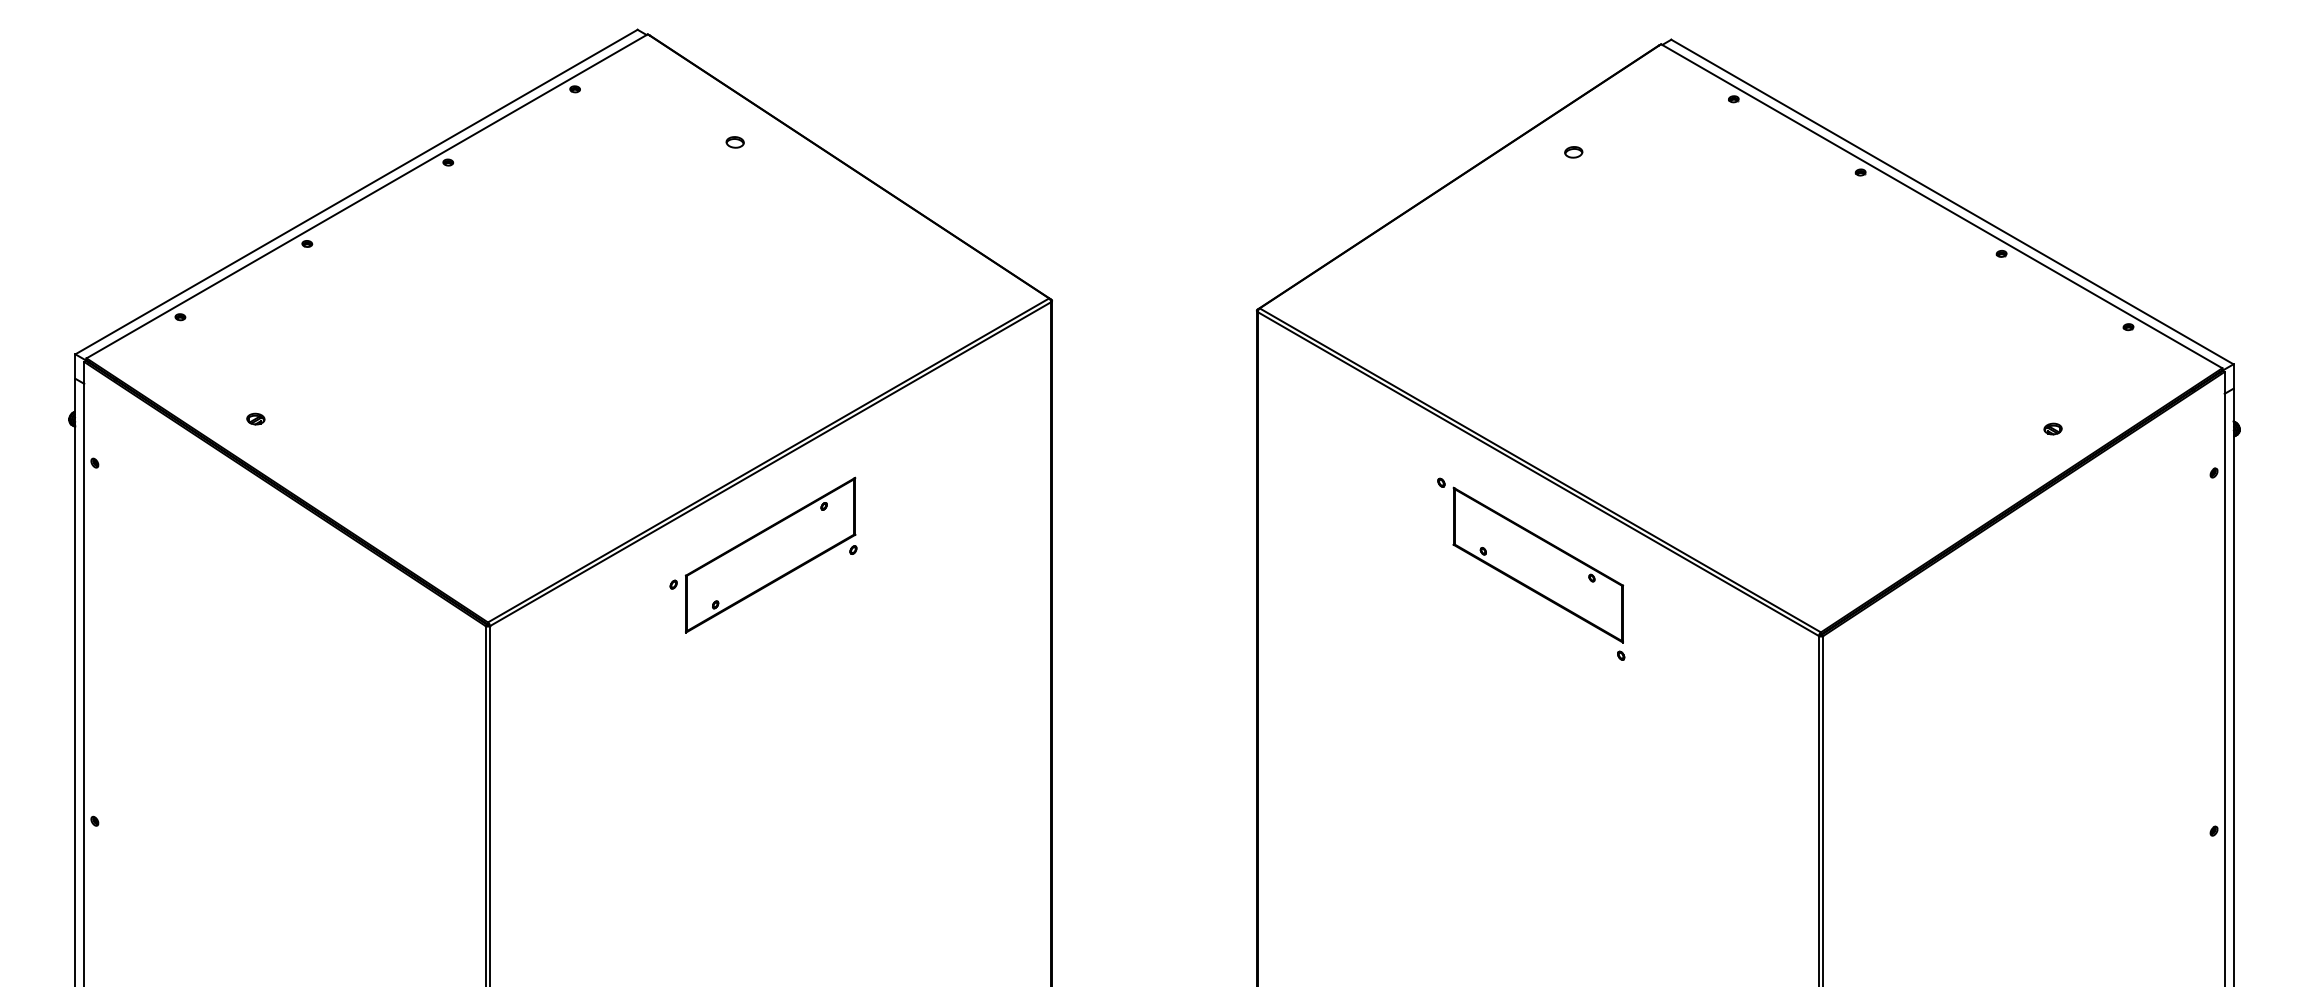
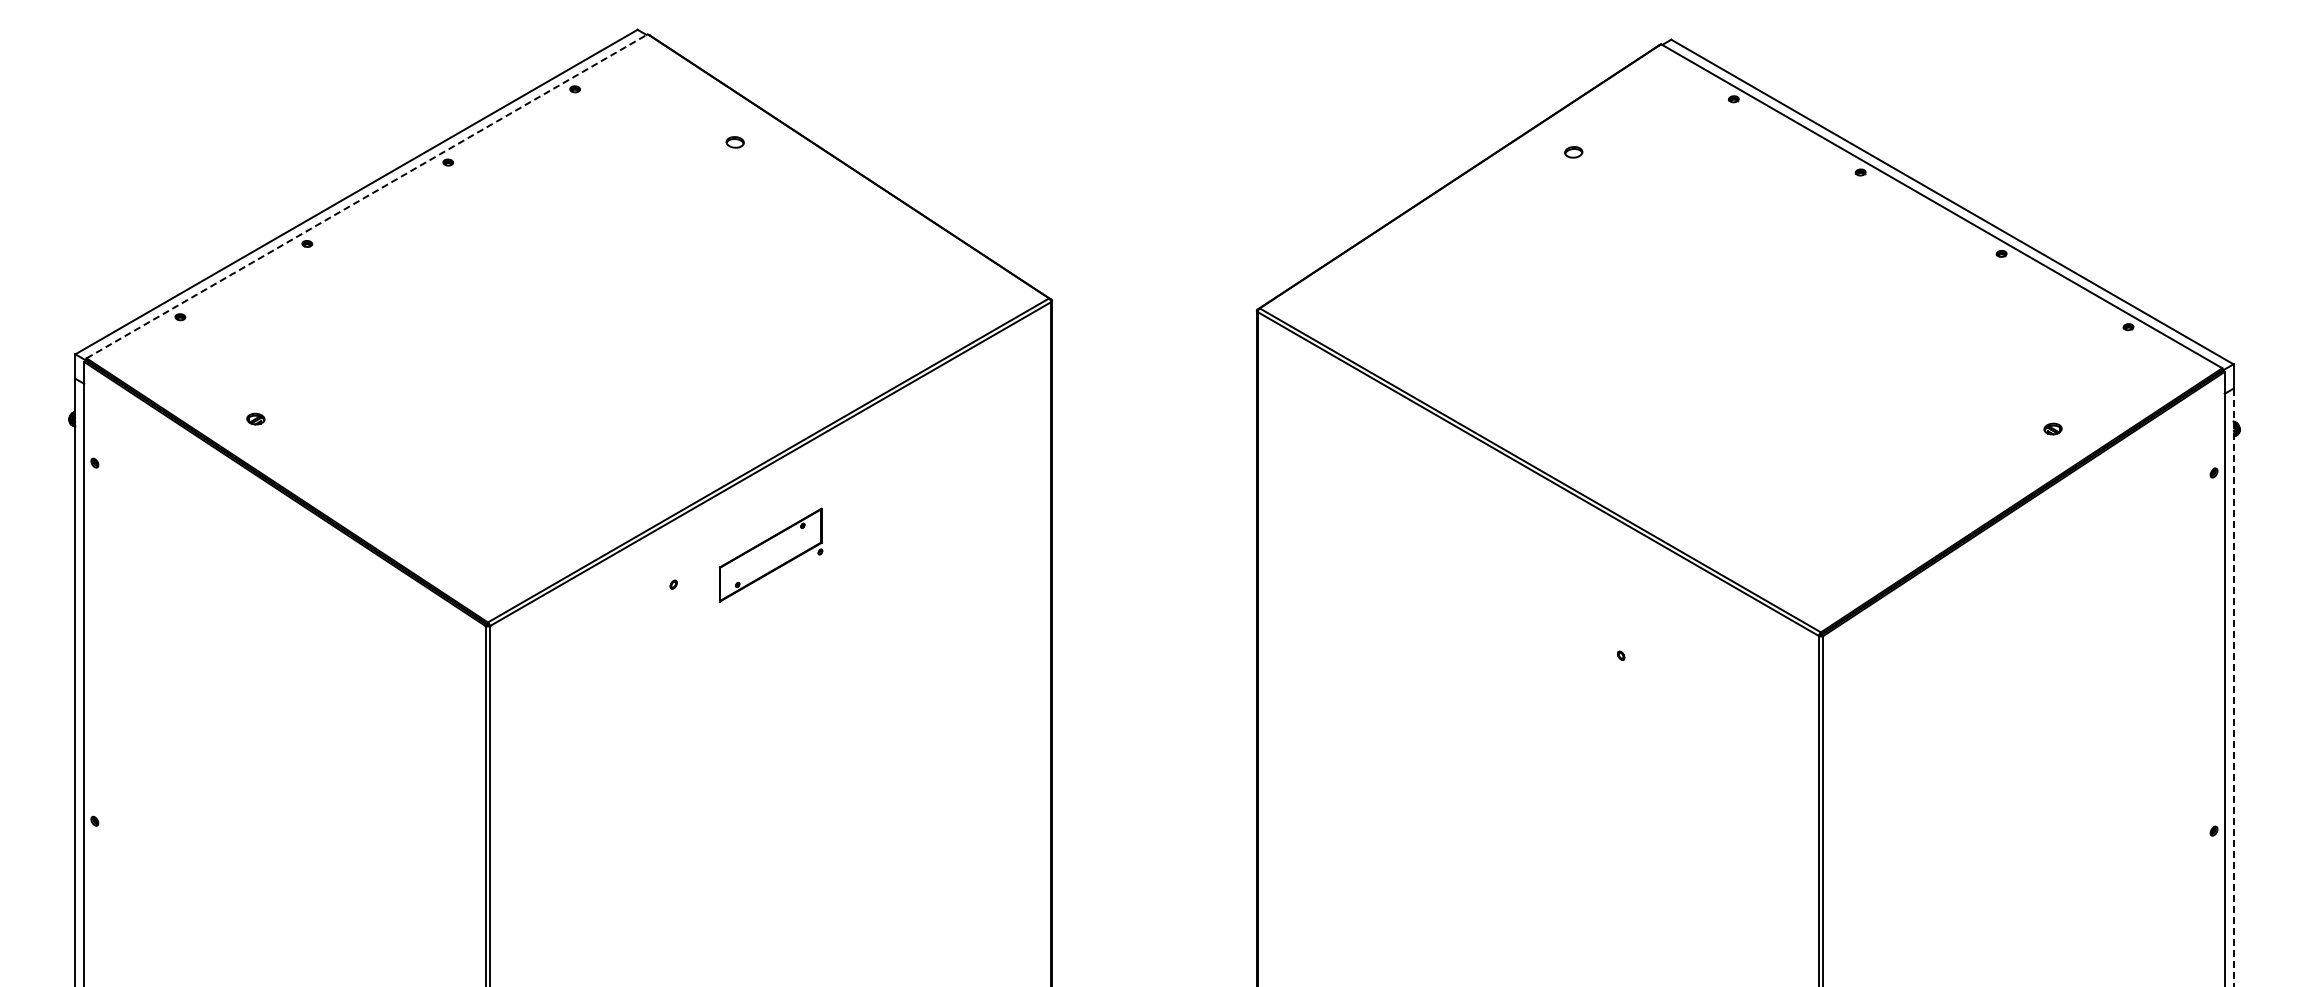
line: solid -> dashed (367, 196)
part size: 174x158 px -> 106x96 px (770, 554)
part: present -> none (1530, 560)
line: solid -> dashed (2233, 687)
